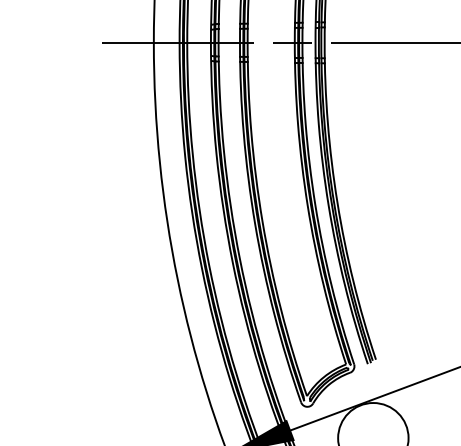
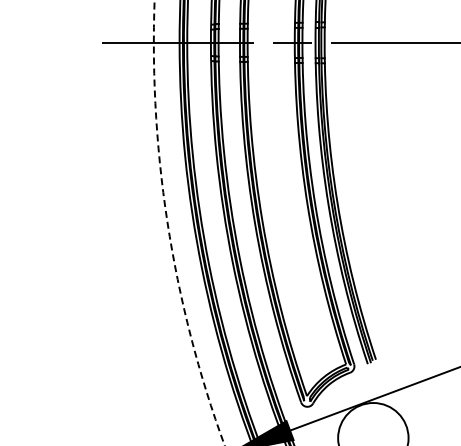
arc: solid -> dashed (168, 226)
